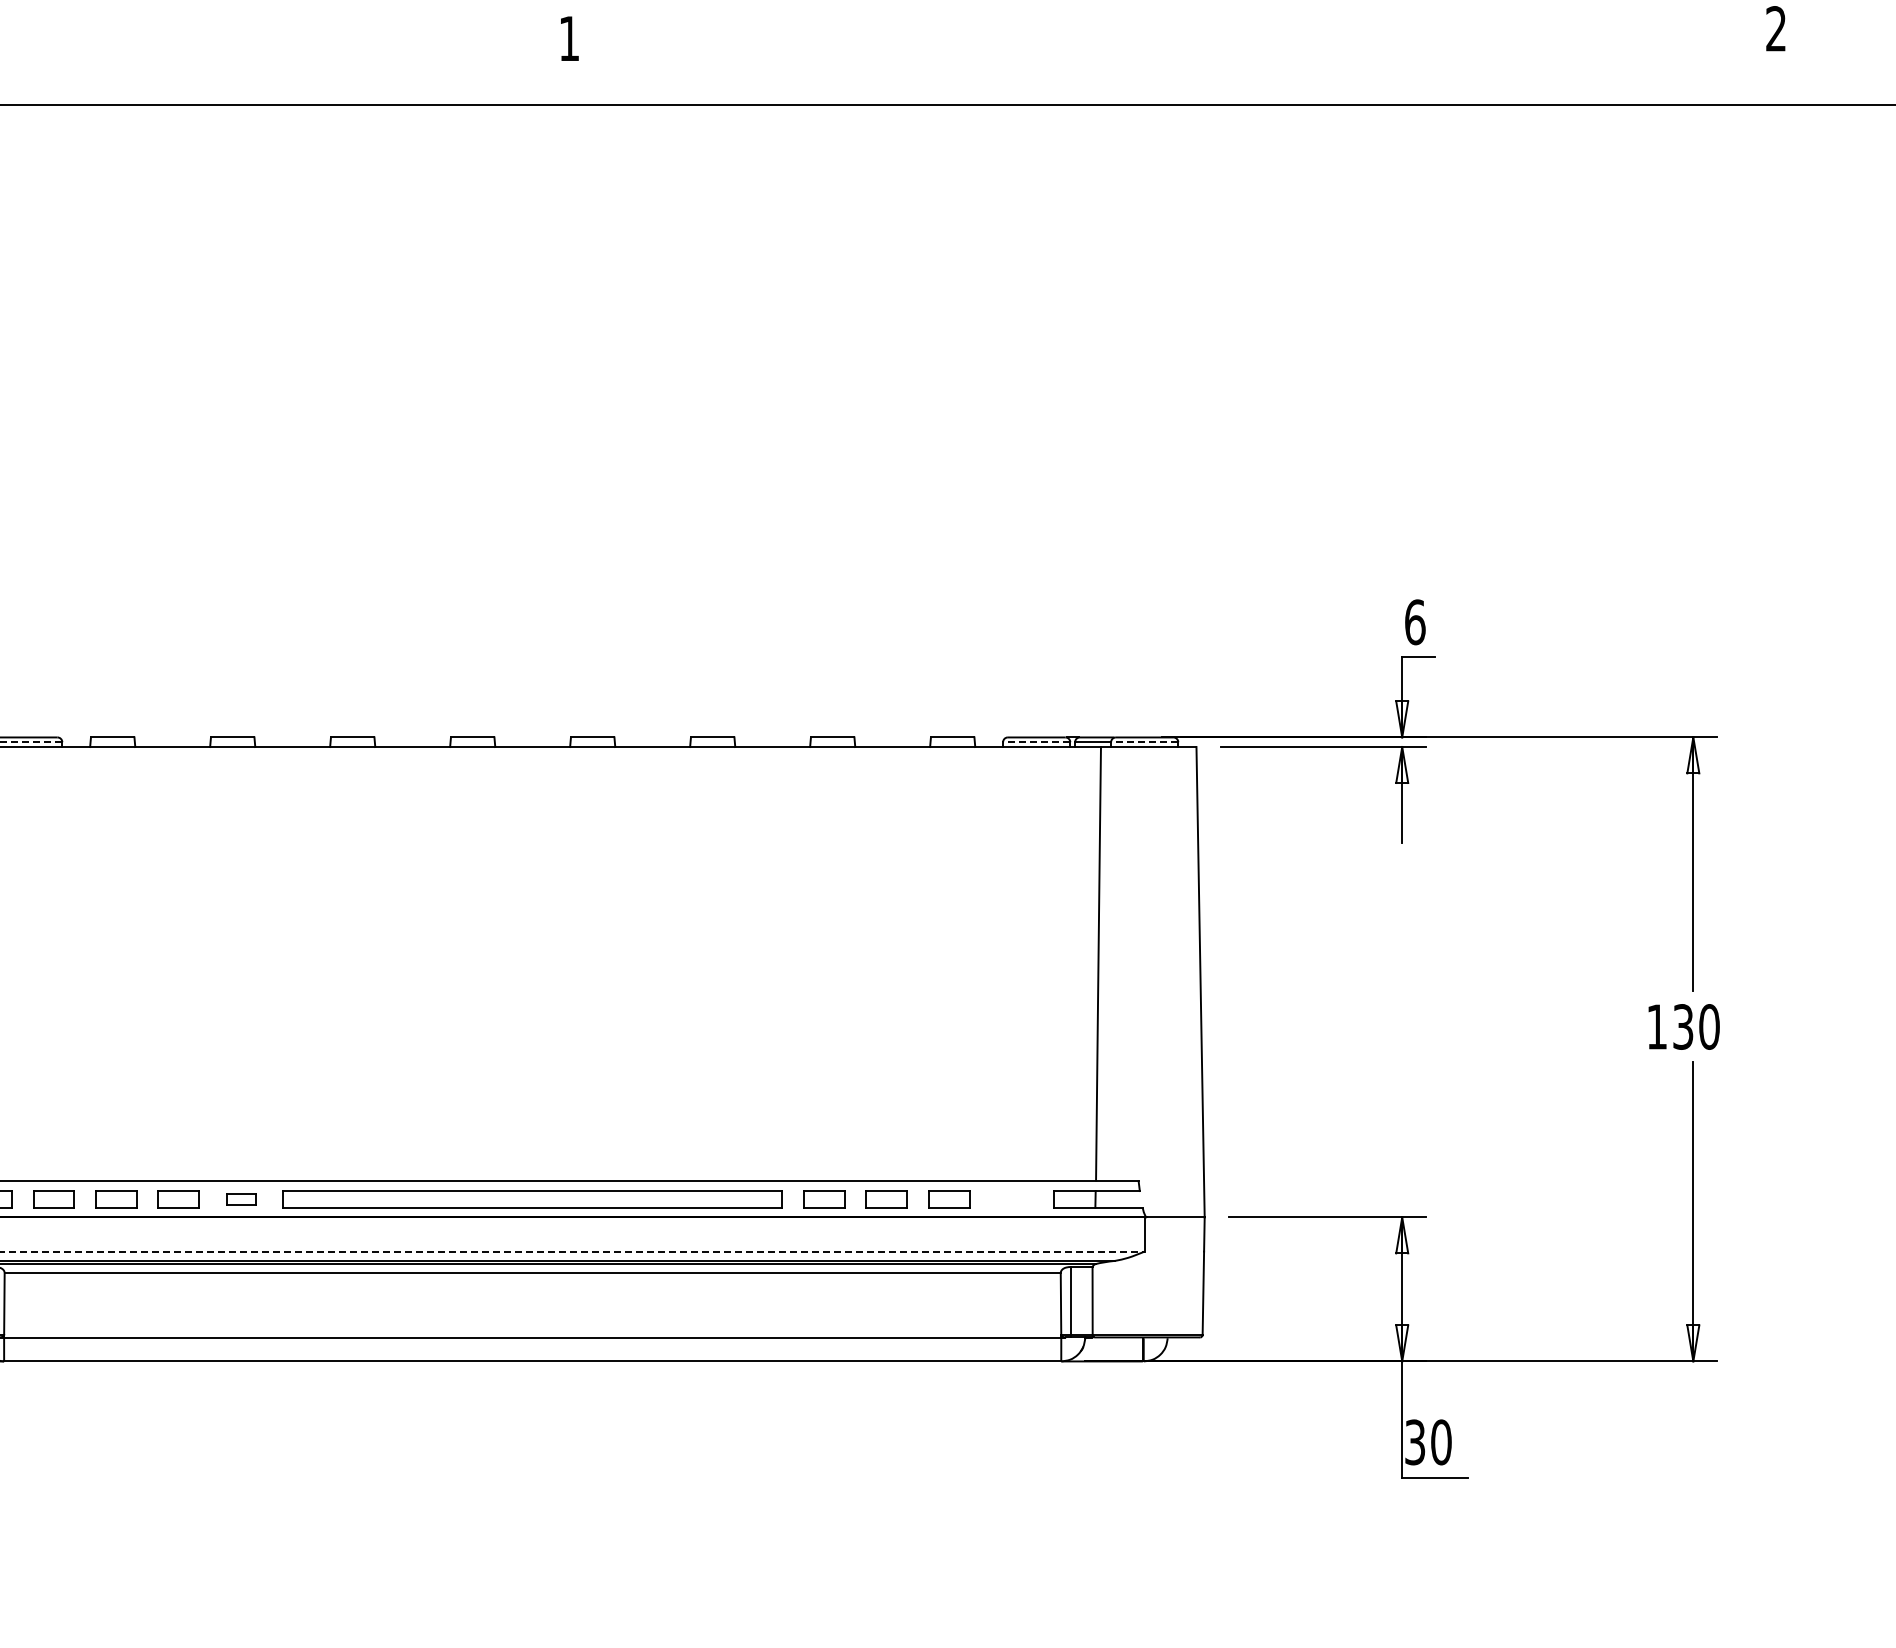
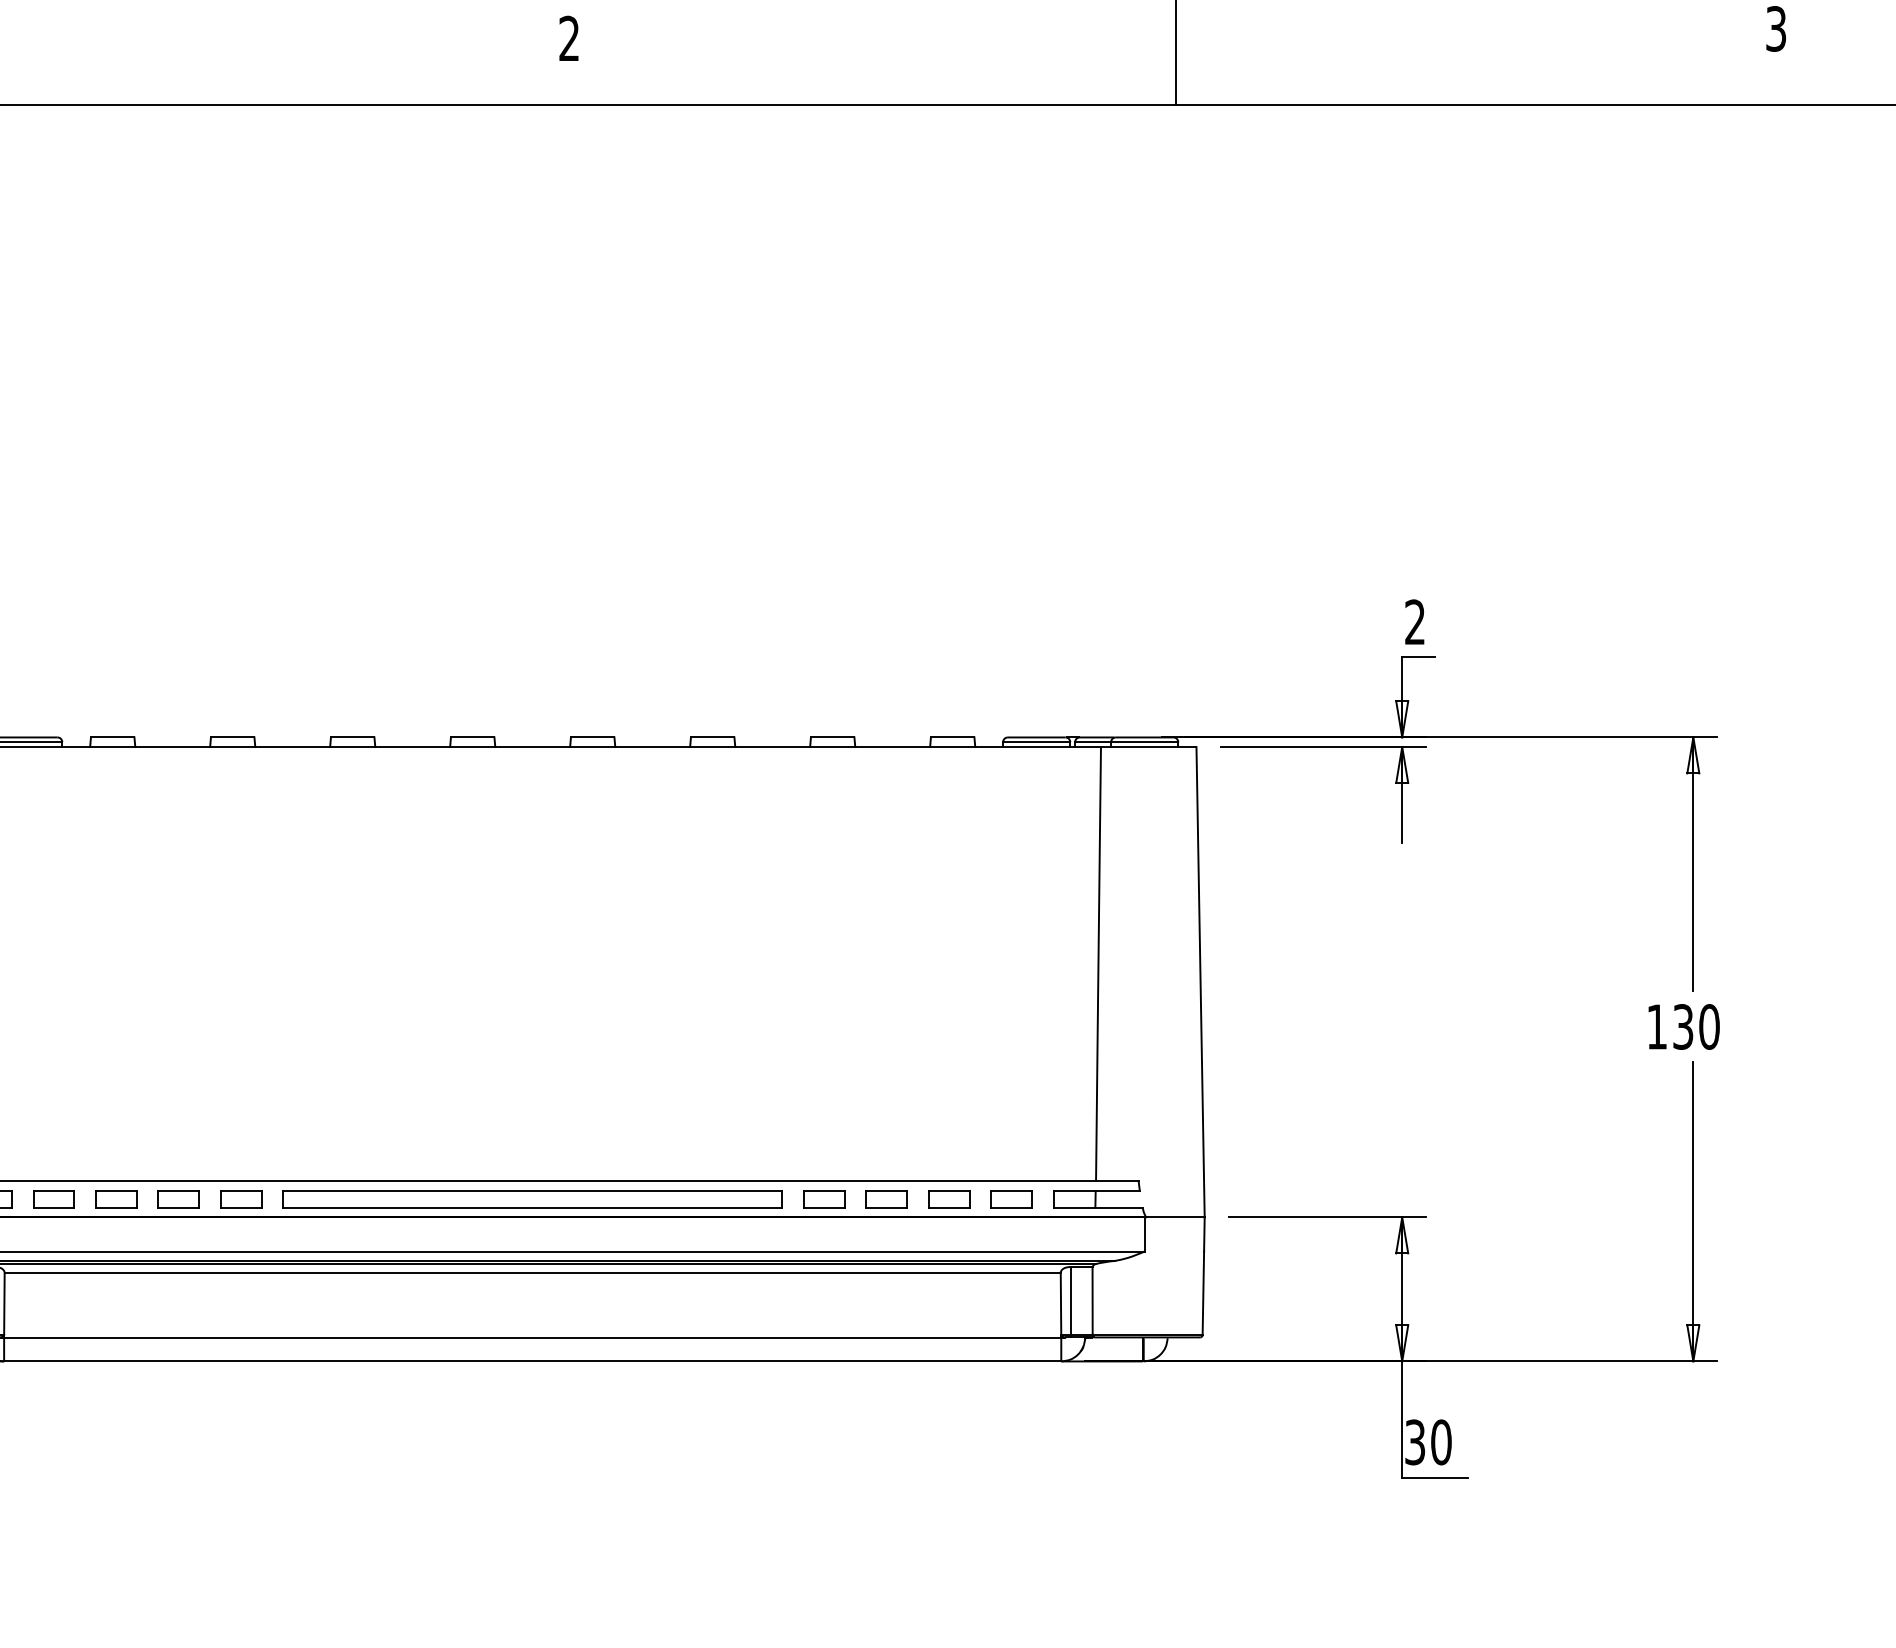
text: 2 -> 3 (1776, 28)
text: 1 -> 2 (568, 37)
line: none -> present (1176, 53)
text: 6 -> 2 (1415, 622)
line: dashed -> solid (30, 742)
line: dashed -> solid (1036, 742)
line: dashed -> solid (1144, 742)
part size: 31x13 px -> 43x19 px (241, 1199)
part: none -> present (1011, 1199)
line: dashed -> solid (572, 1251)
